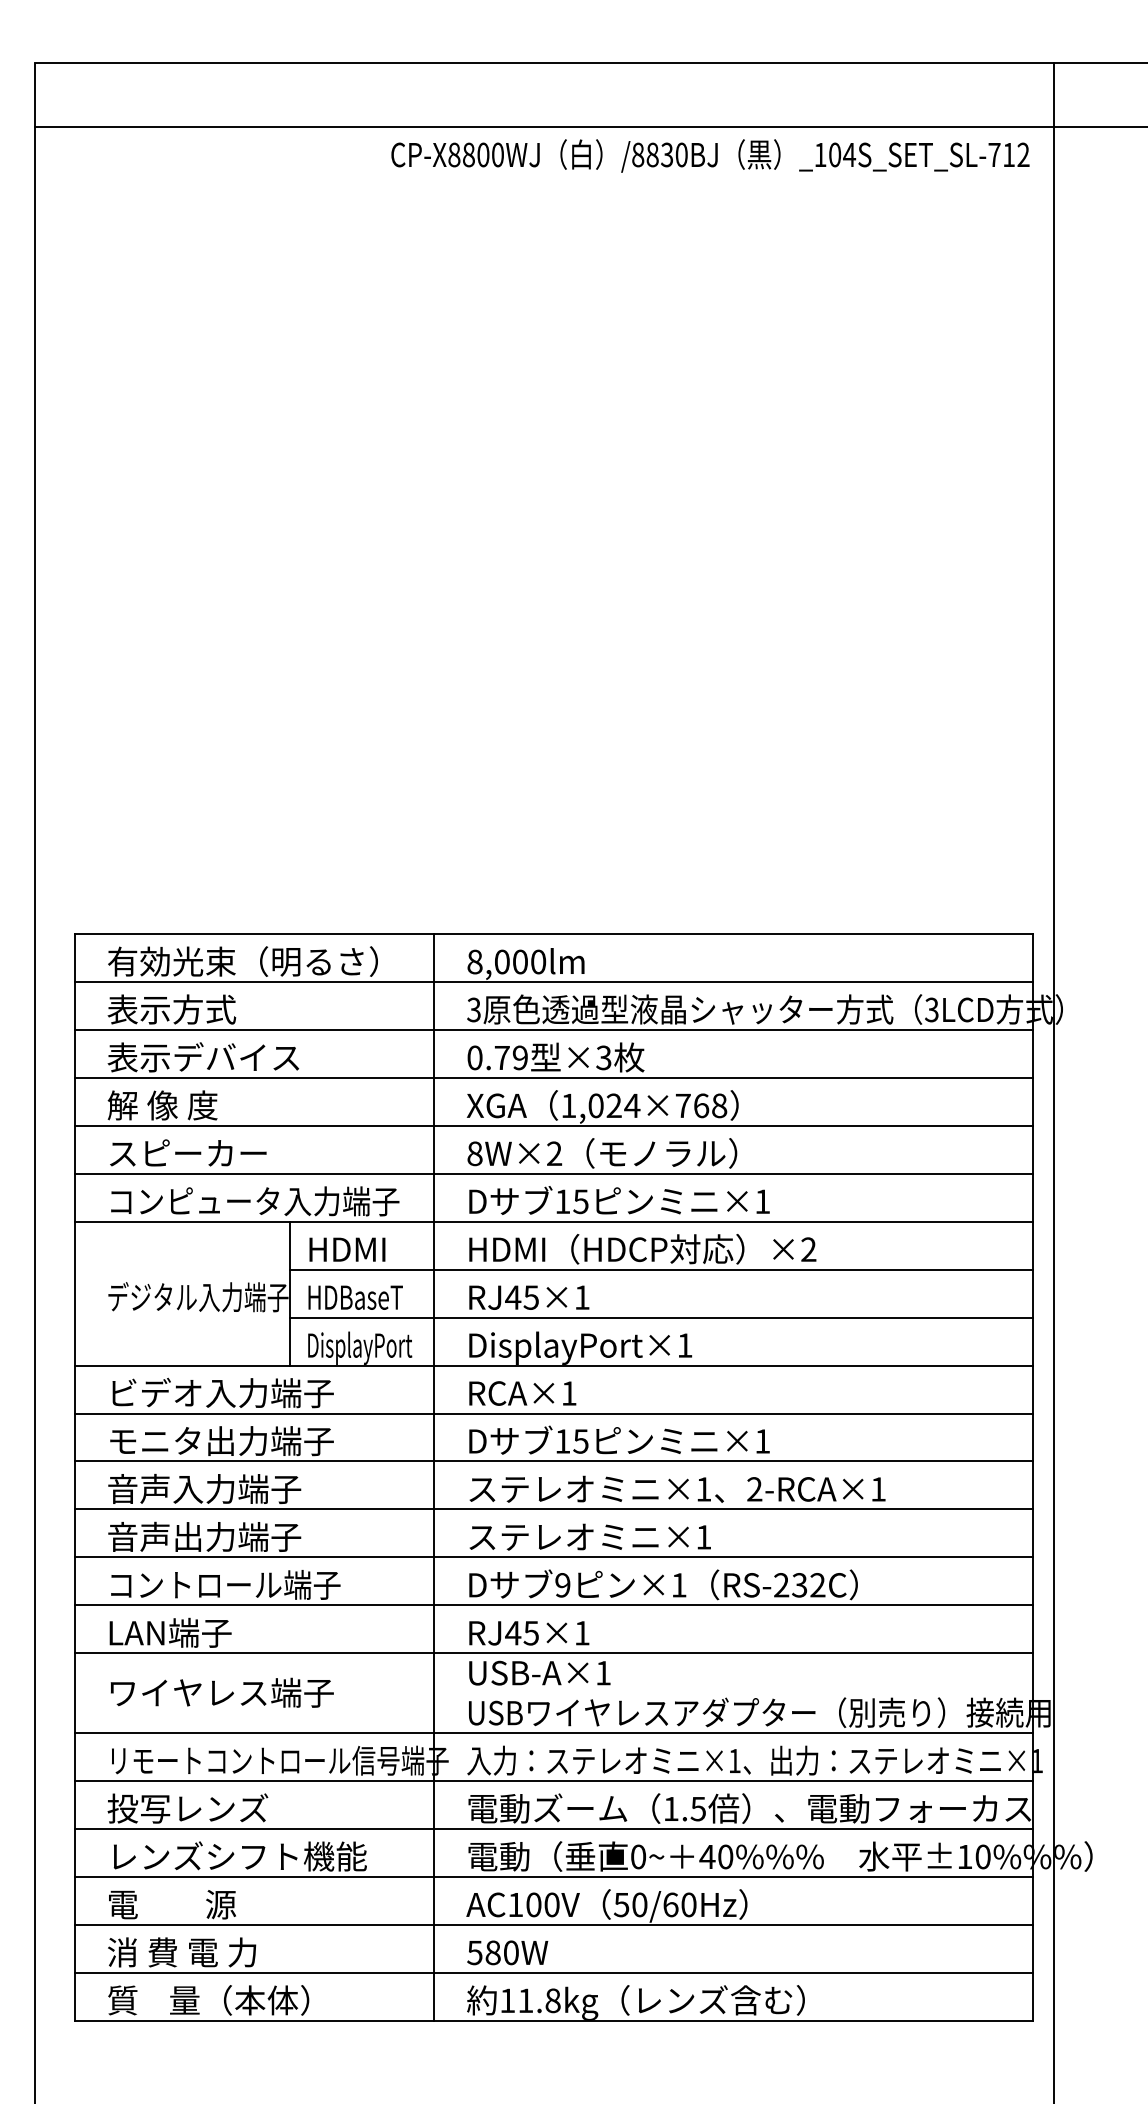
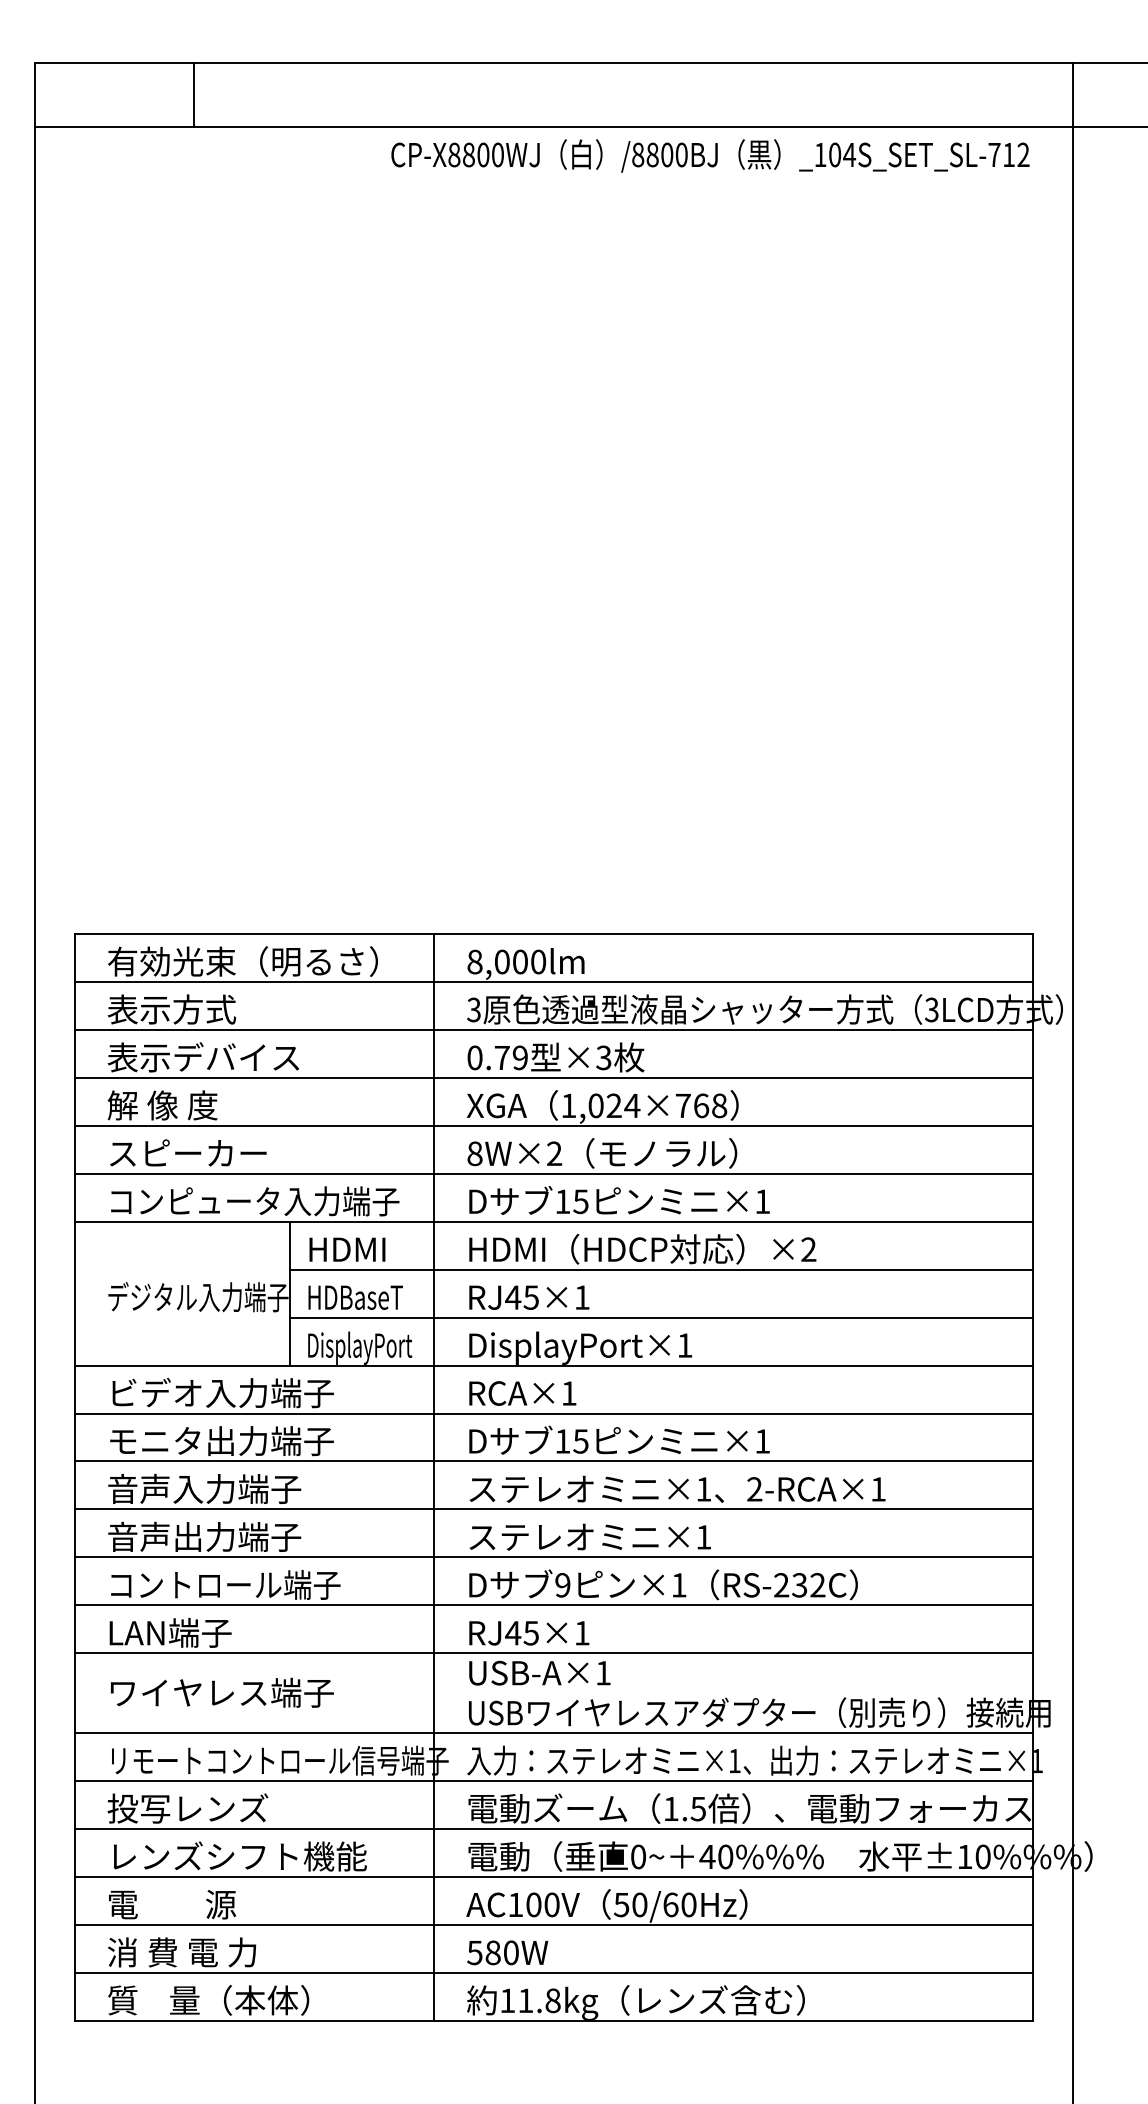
line: none -> present (194, 95)
text: /8830BJ -> /8800BJ (667, 154)
line position: (1054, 1081) -> (1073, 1081) (1073, 1081)
